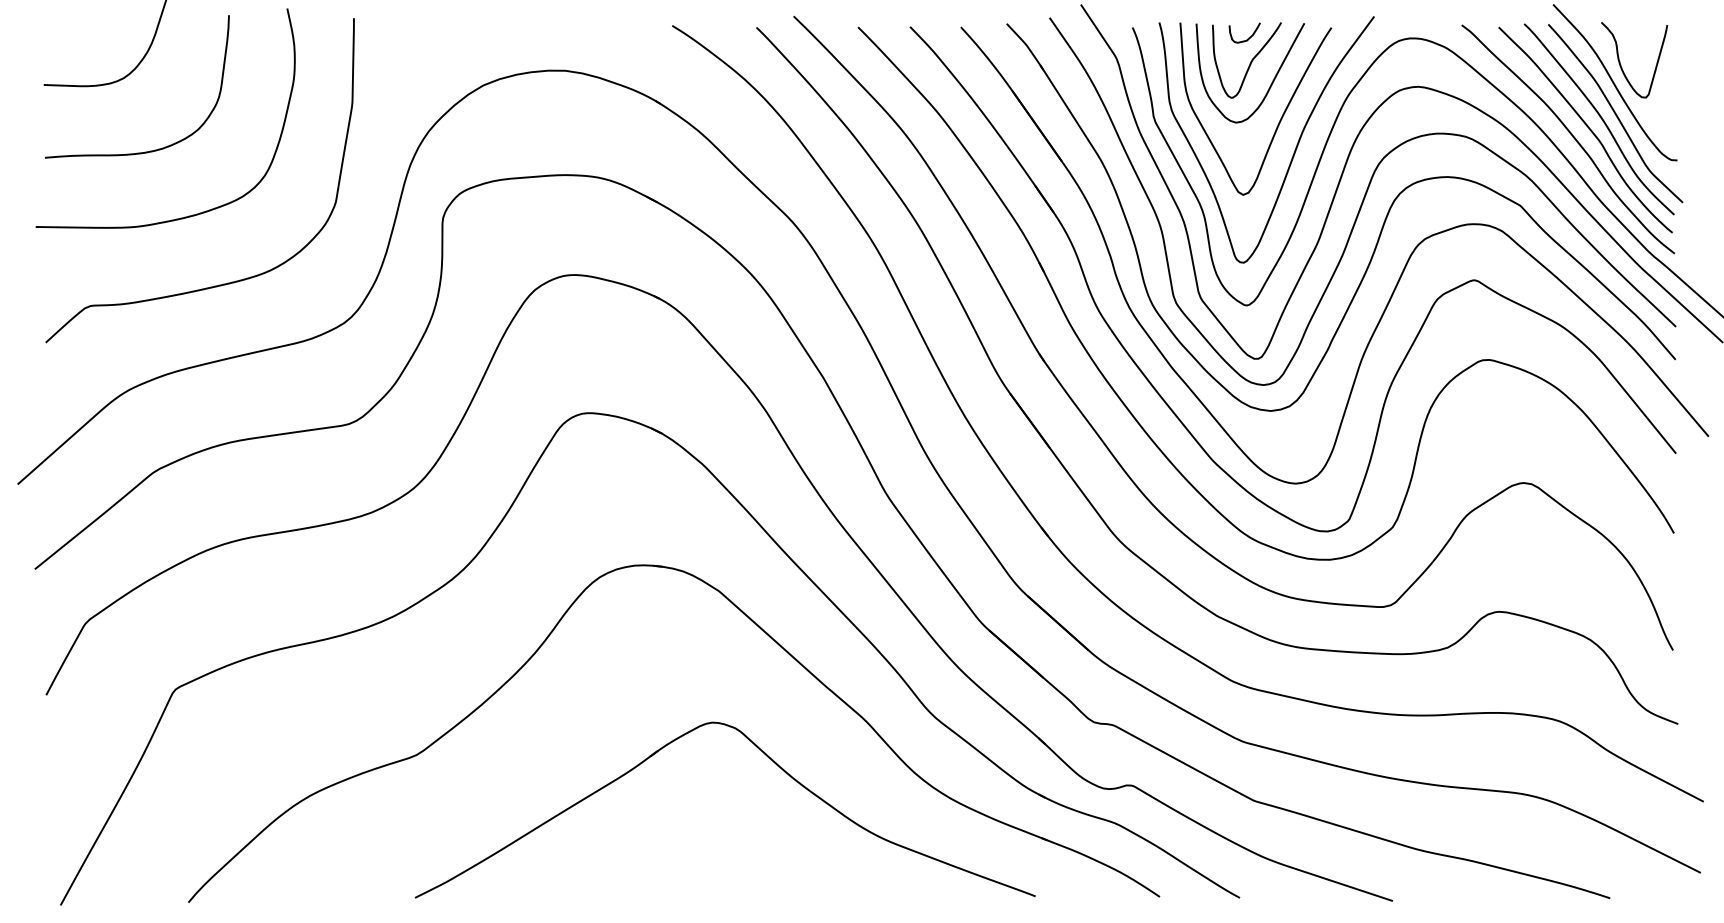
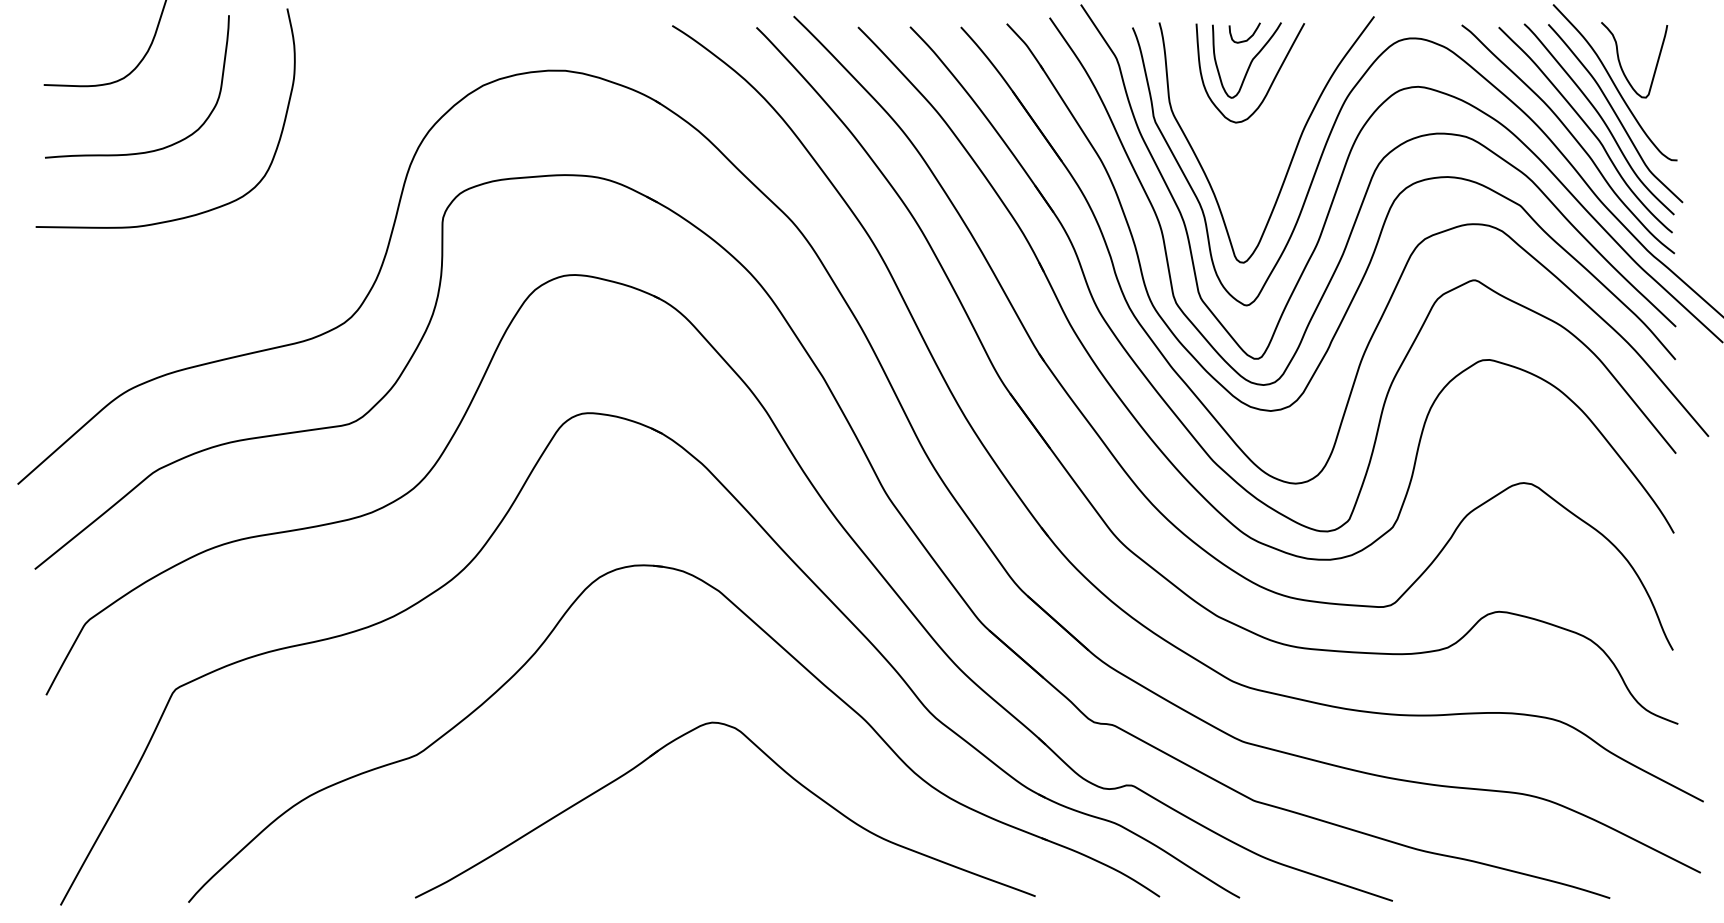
curve: present -> none (1279, 120)
curve: present -> none (223, 283)
